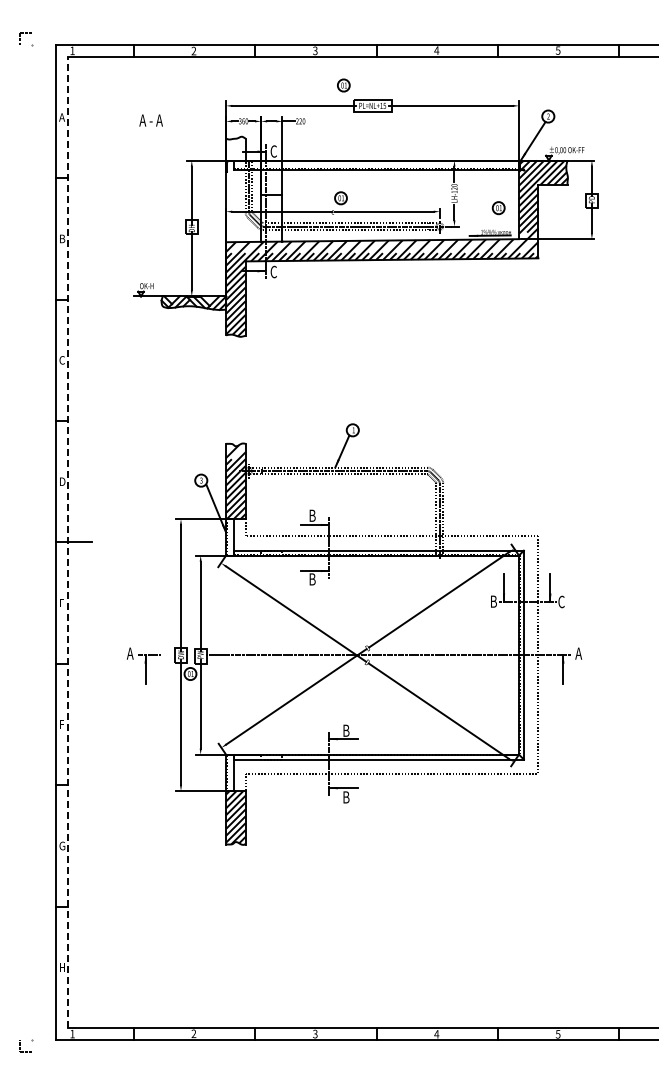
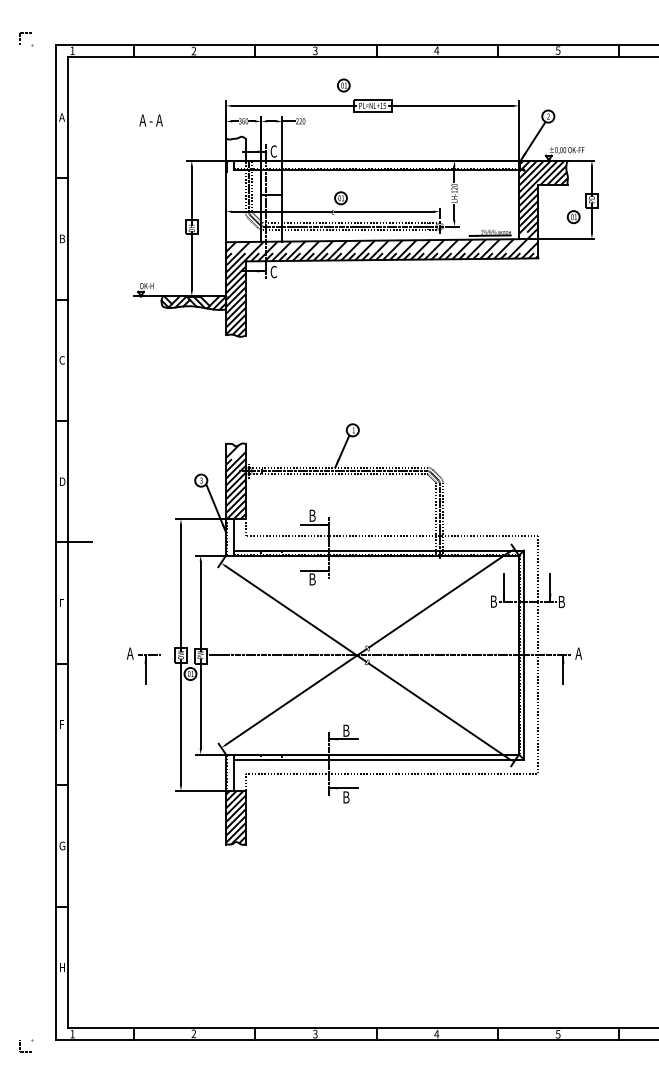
part position: (498, 208) -> (573, 217) (573, 217)
line: dashed -> solid (68, 542)
text: C -> B (561, 601)
